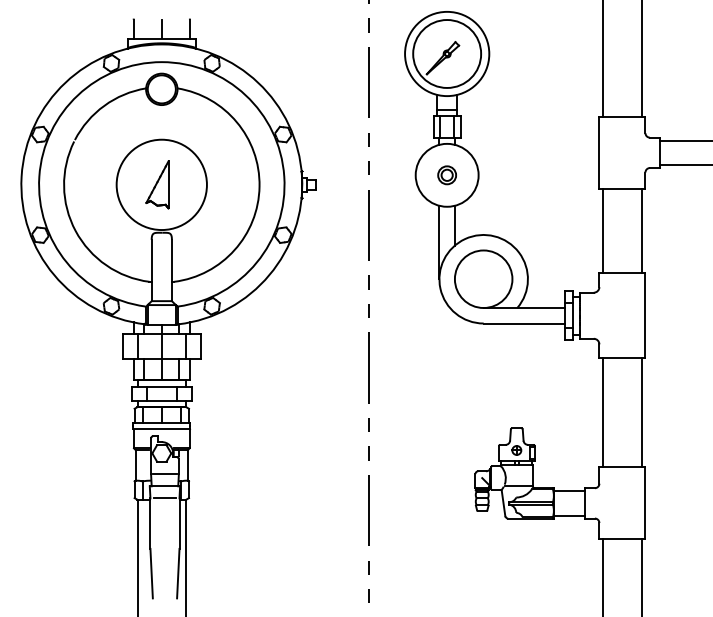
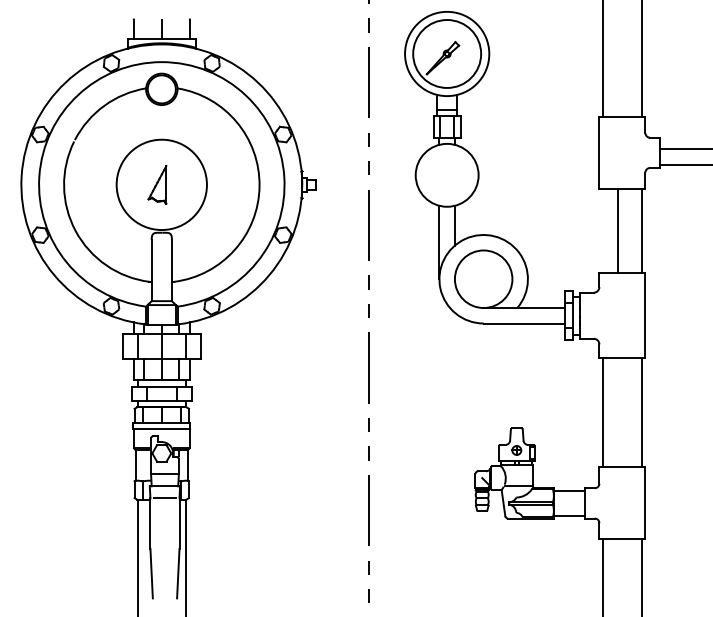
line position: (684, 140) -> (684, 148) (684, 148)
part: present -> none (446, 175)
part size: 25x50 px -> 21x40 px (157, 184)
line position: (603, 230) -> (618, 230) (618, 230)
